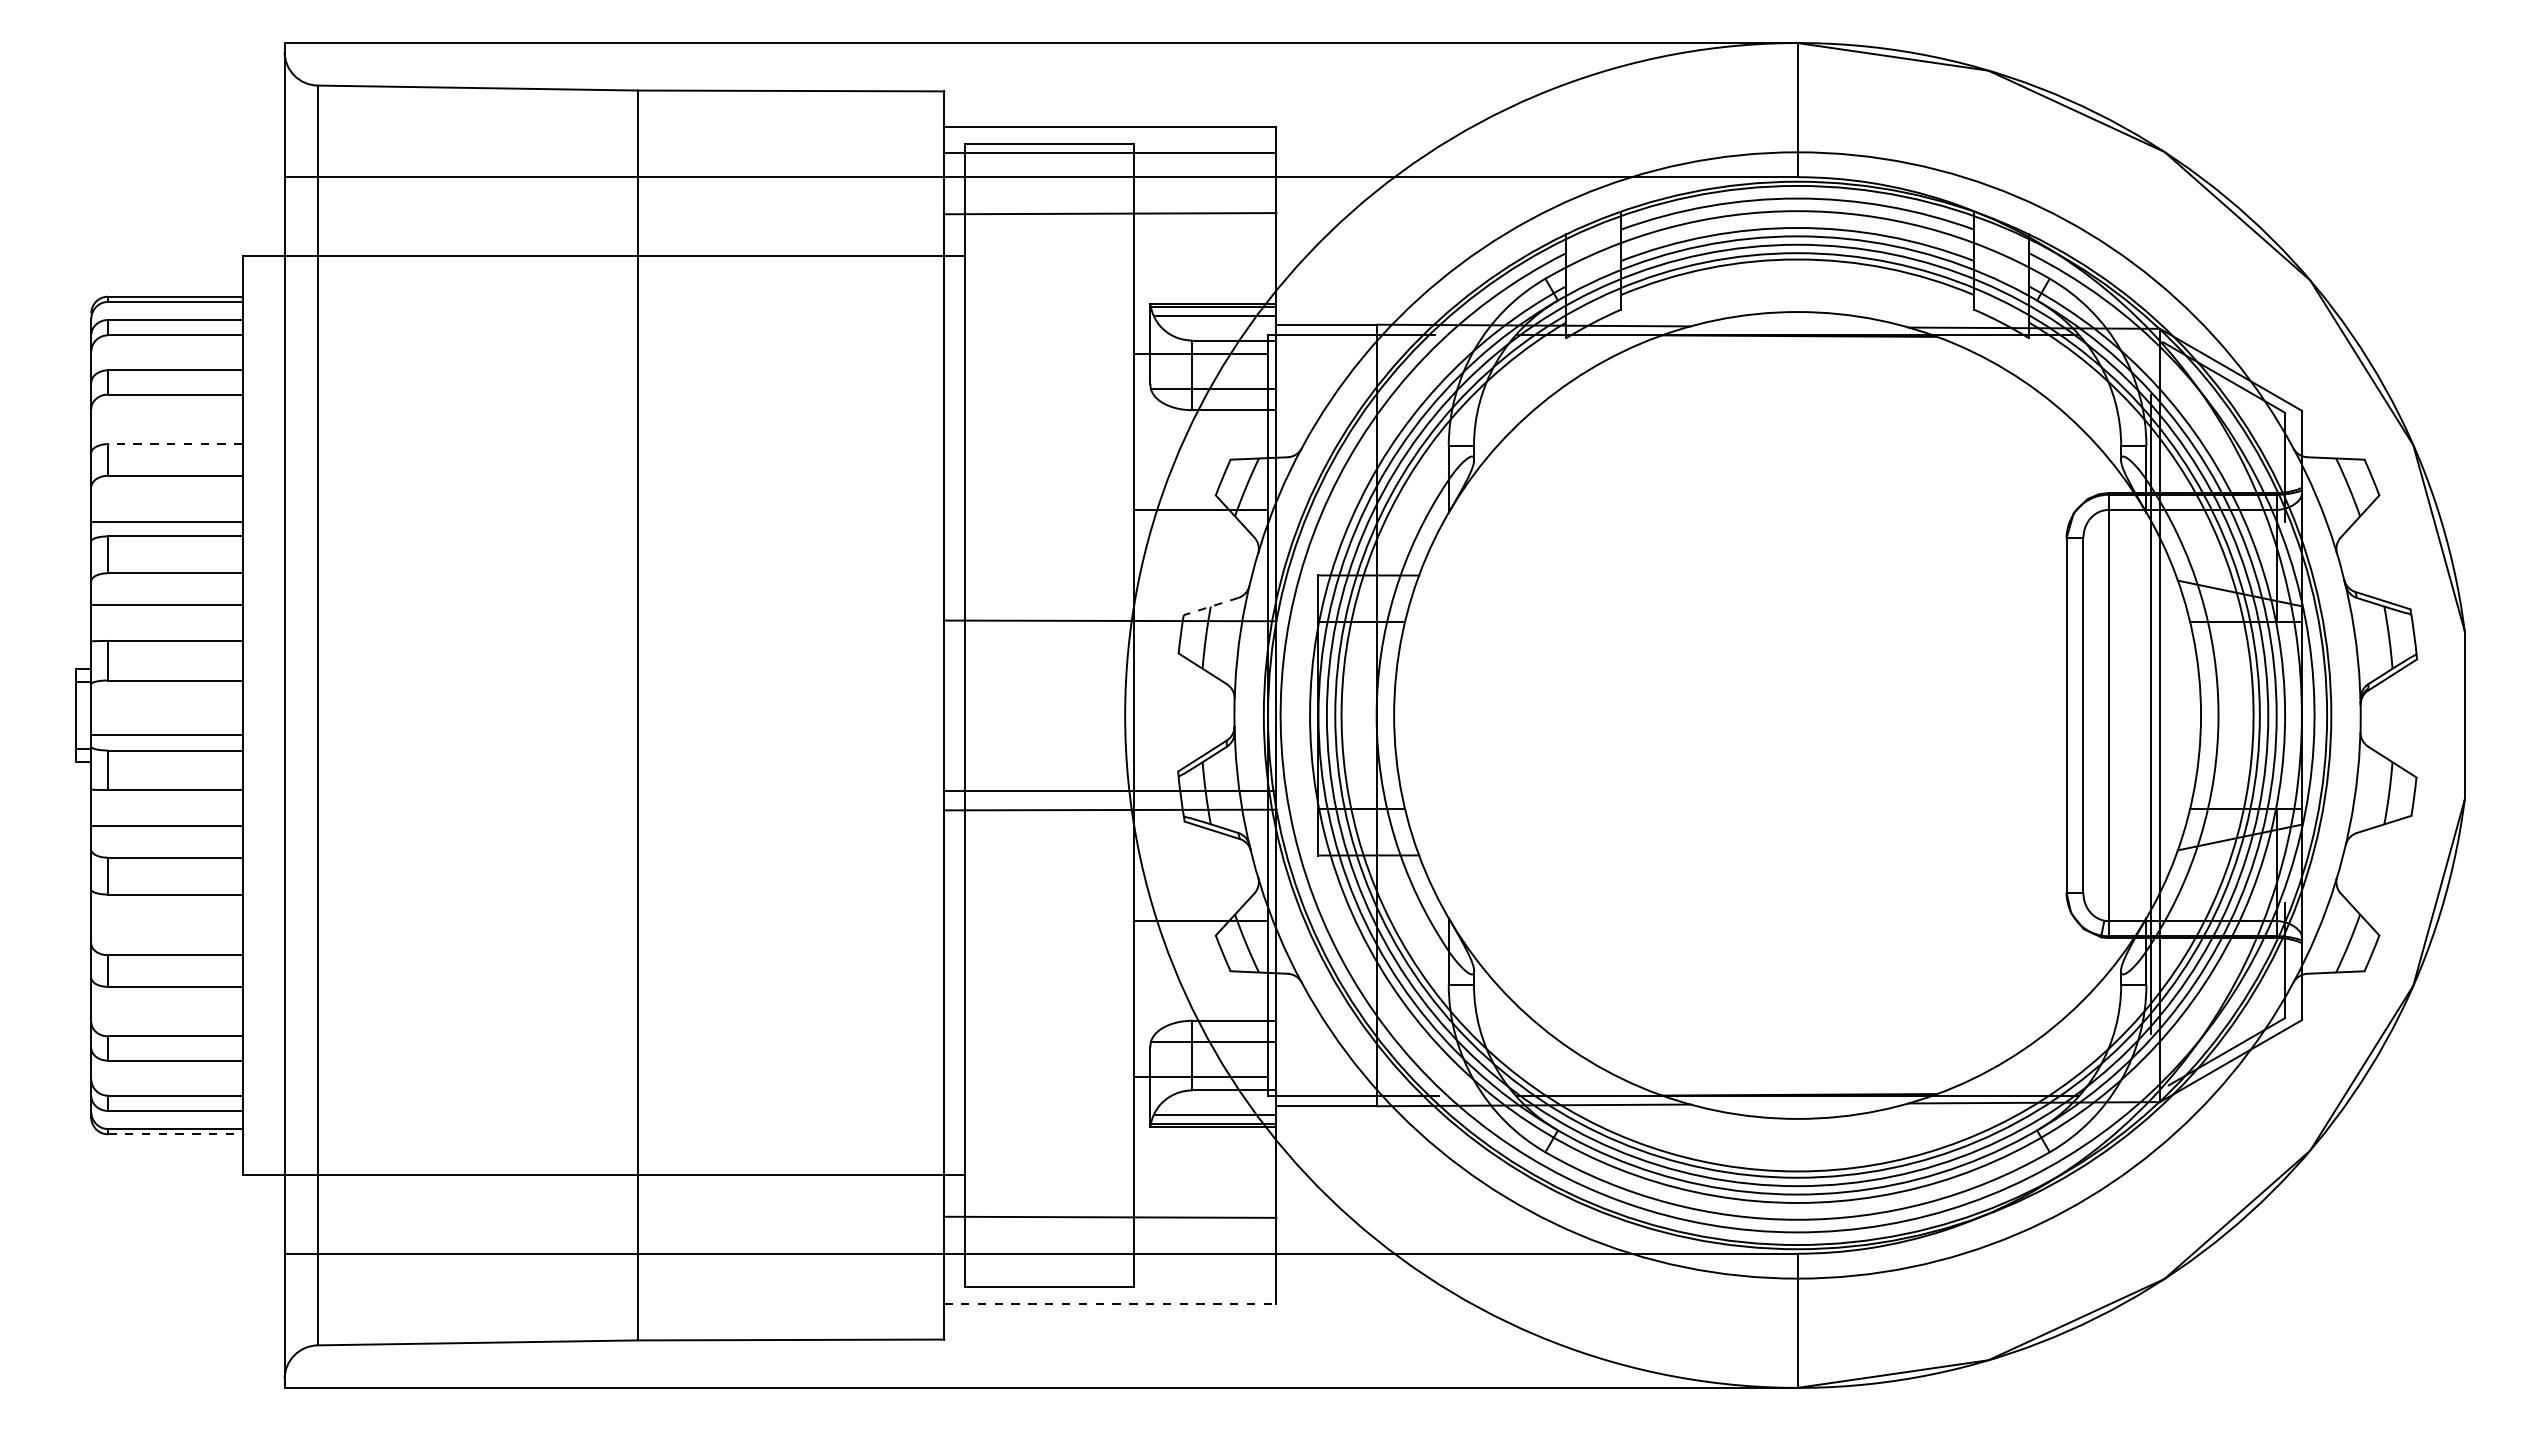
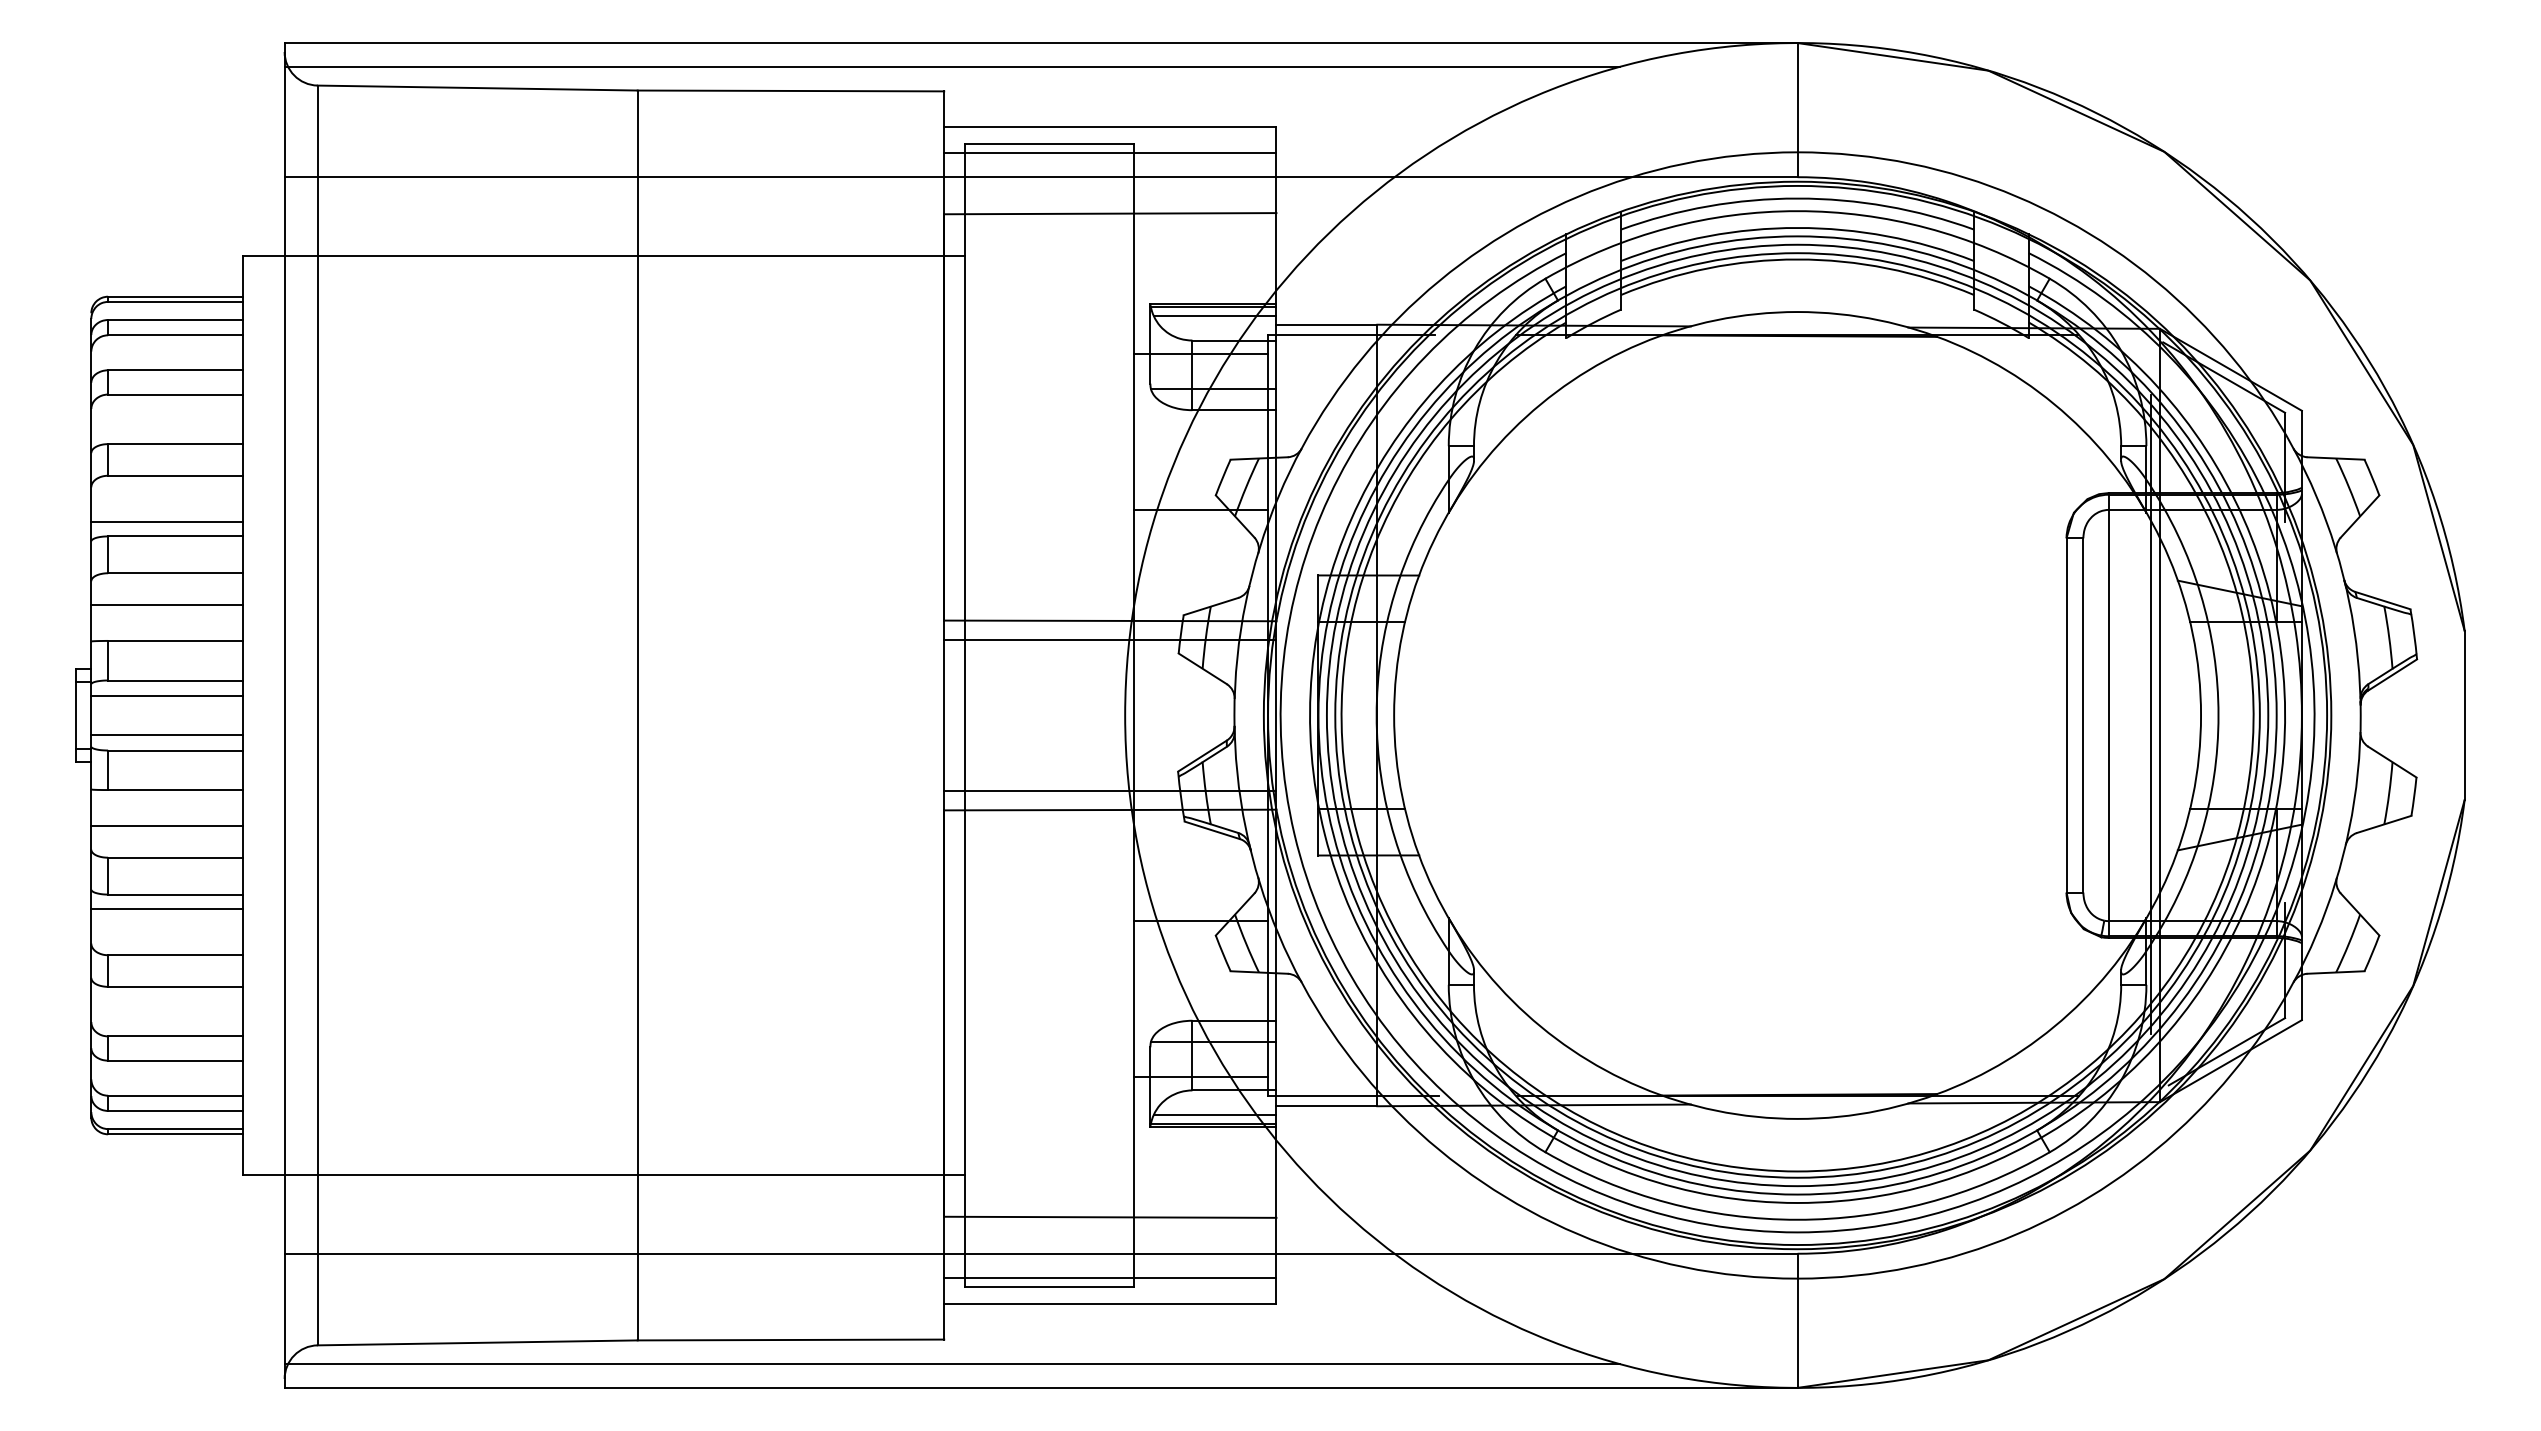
line: none -> present (951, 67)
line: dashed -> solid (174, 444)
line: dashed -> solid (1211, 606)
line: none -> present (1110, 639)
line: none -> present (166, 695)
line: none -> present (166, 908)
line: dashed -> solid (175, 1134)
line: none -> present (1110, 1277)
line: dashed -> solid (1110, 1303)
line: none -> present (951, 1363)
